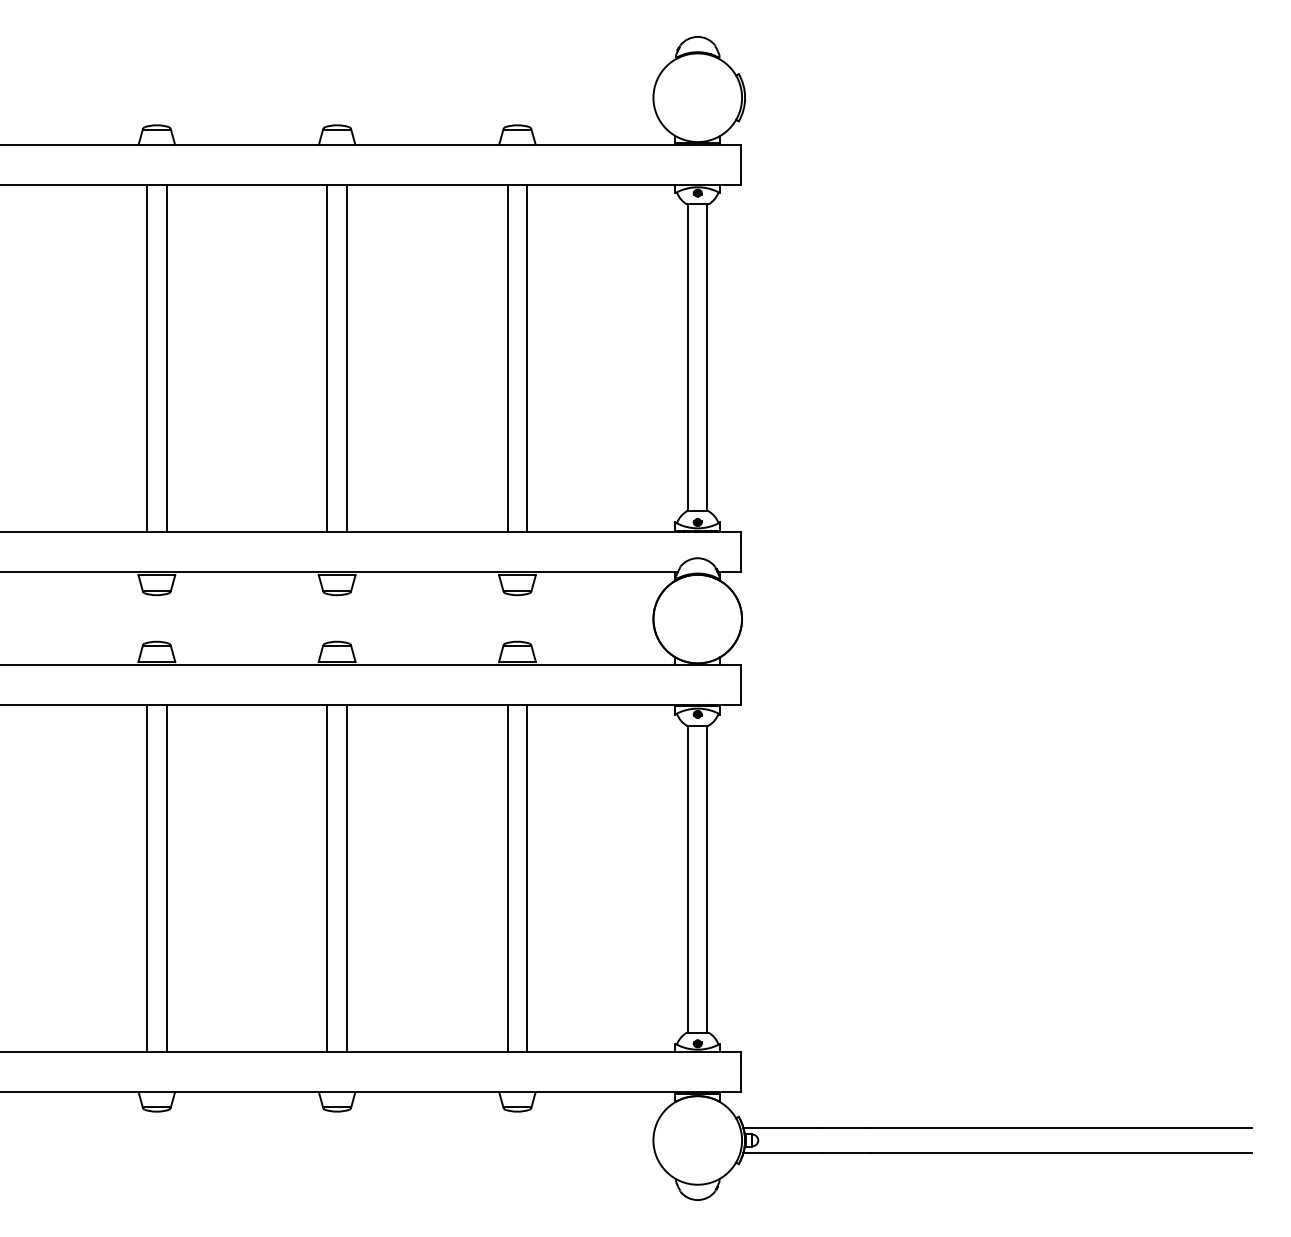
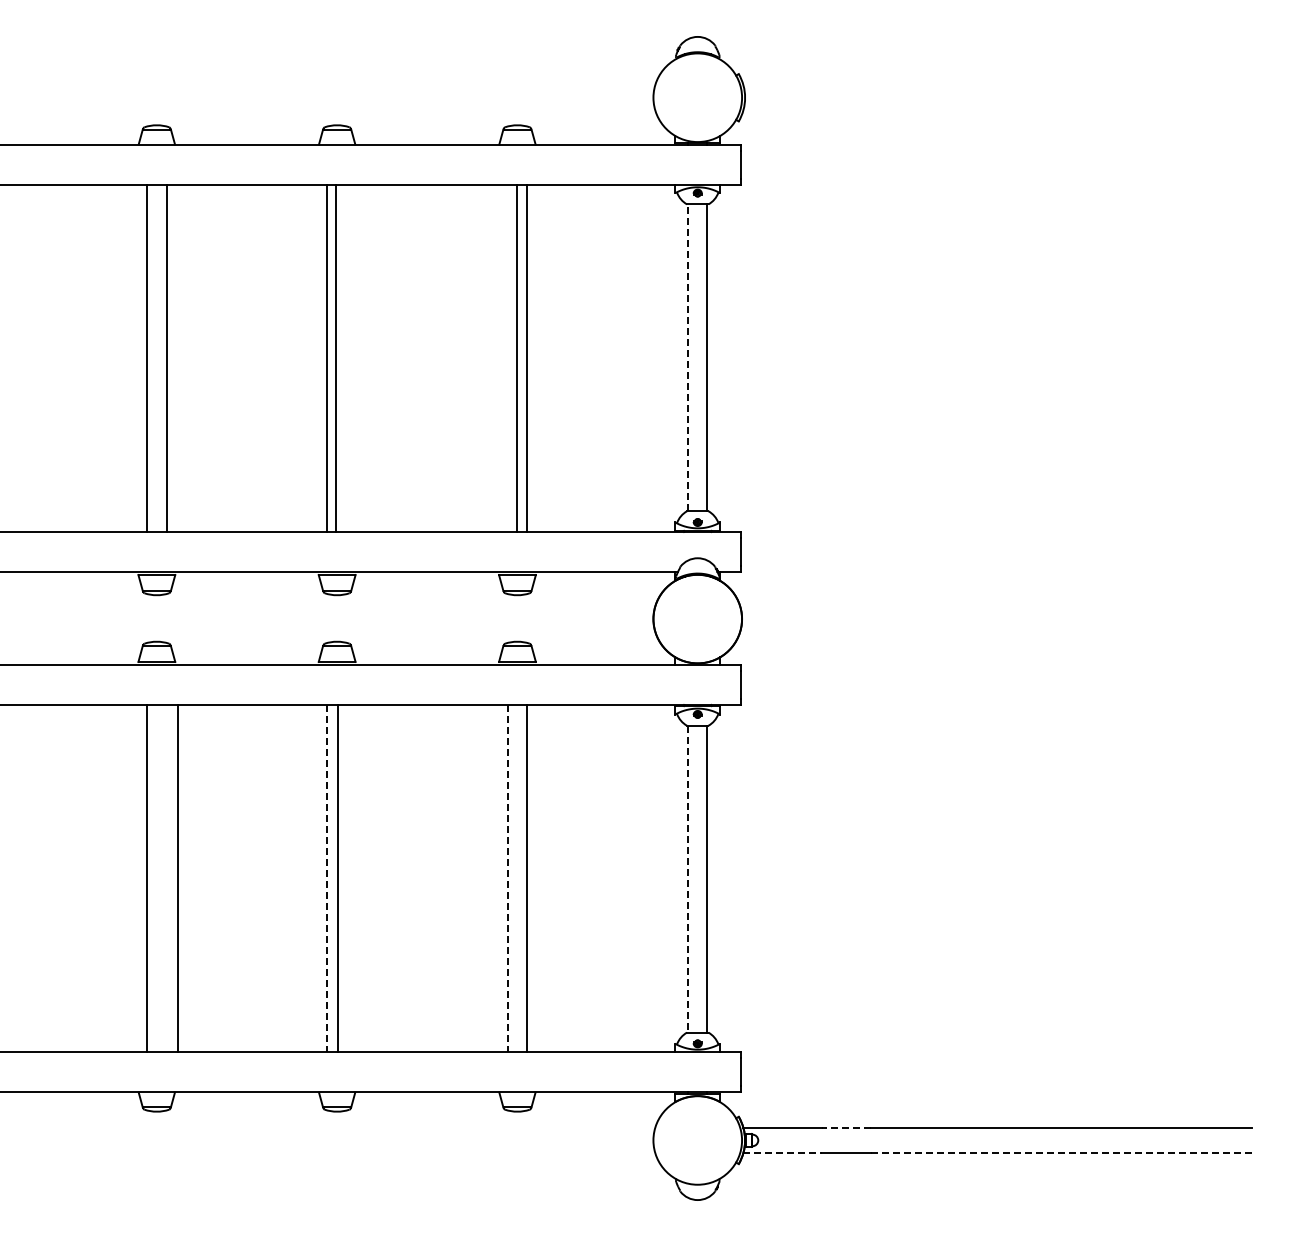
line: solid -> dashed (688, 357)
line position: (346, 358) -> (335, 358) (335, 358)
line position: (507, 358) -> (516, 358) (516, 358)
line position: (166, 878) -> (177, 878) (177, 878)
line: solid -> dashed (327, 878)
line position: (346, 878) -> (337, 878) (337, 878)
line: solid -> dashed (507, 878)
line: solid -> dashed (688, 879)
line: solid -> dashed (846, 1127)
line: solid -> dashed (783, 1153)
line: solid -> dashed (1061, 1153)
